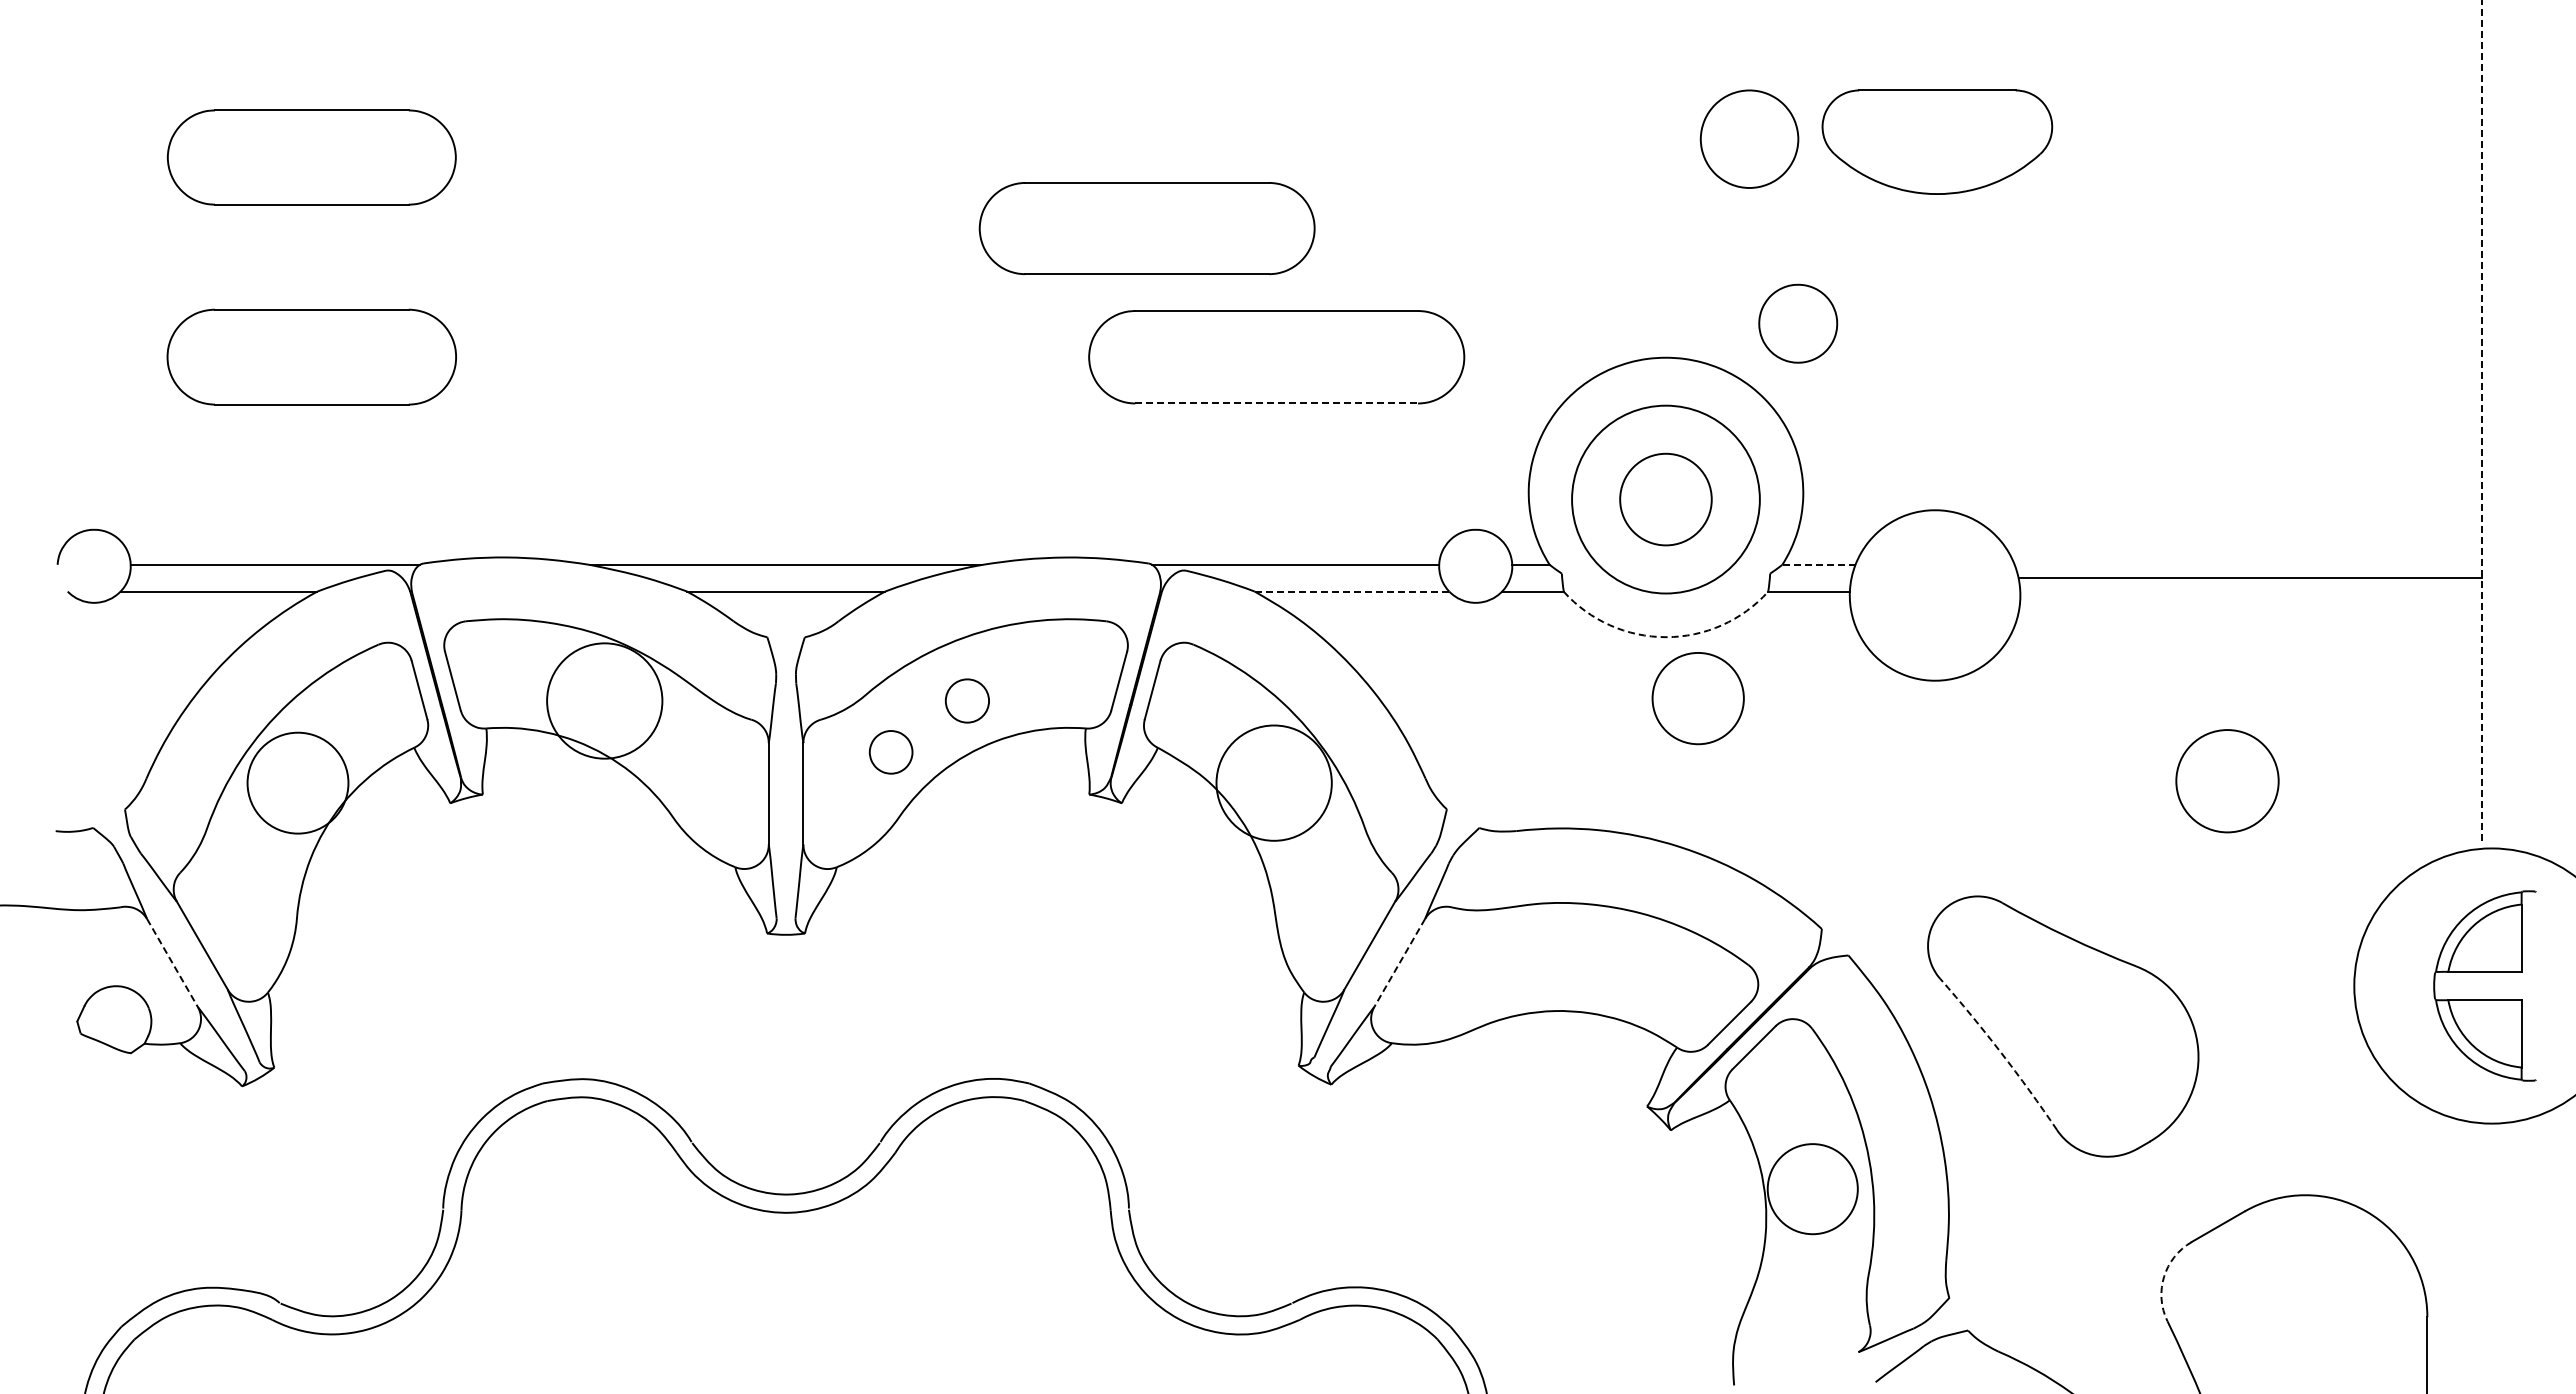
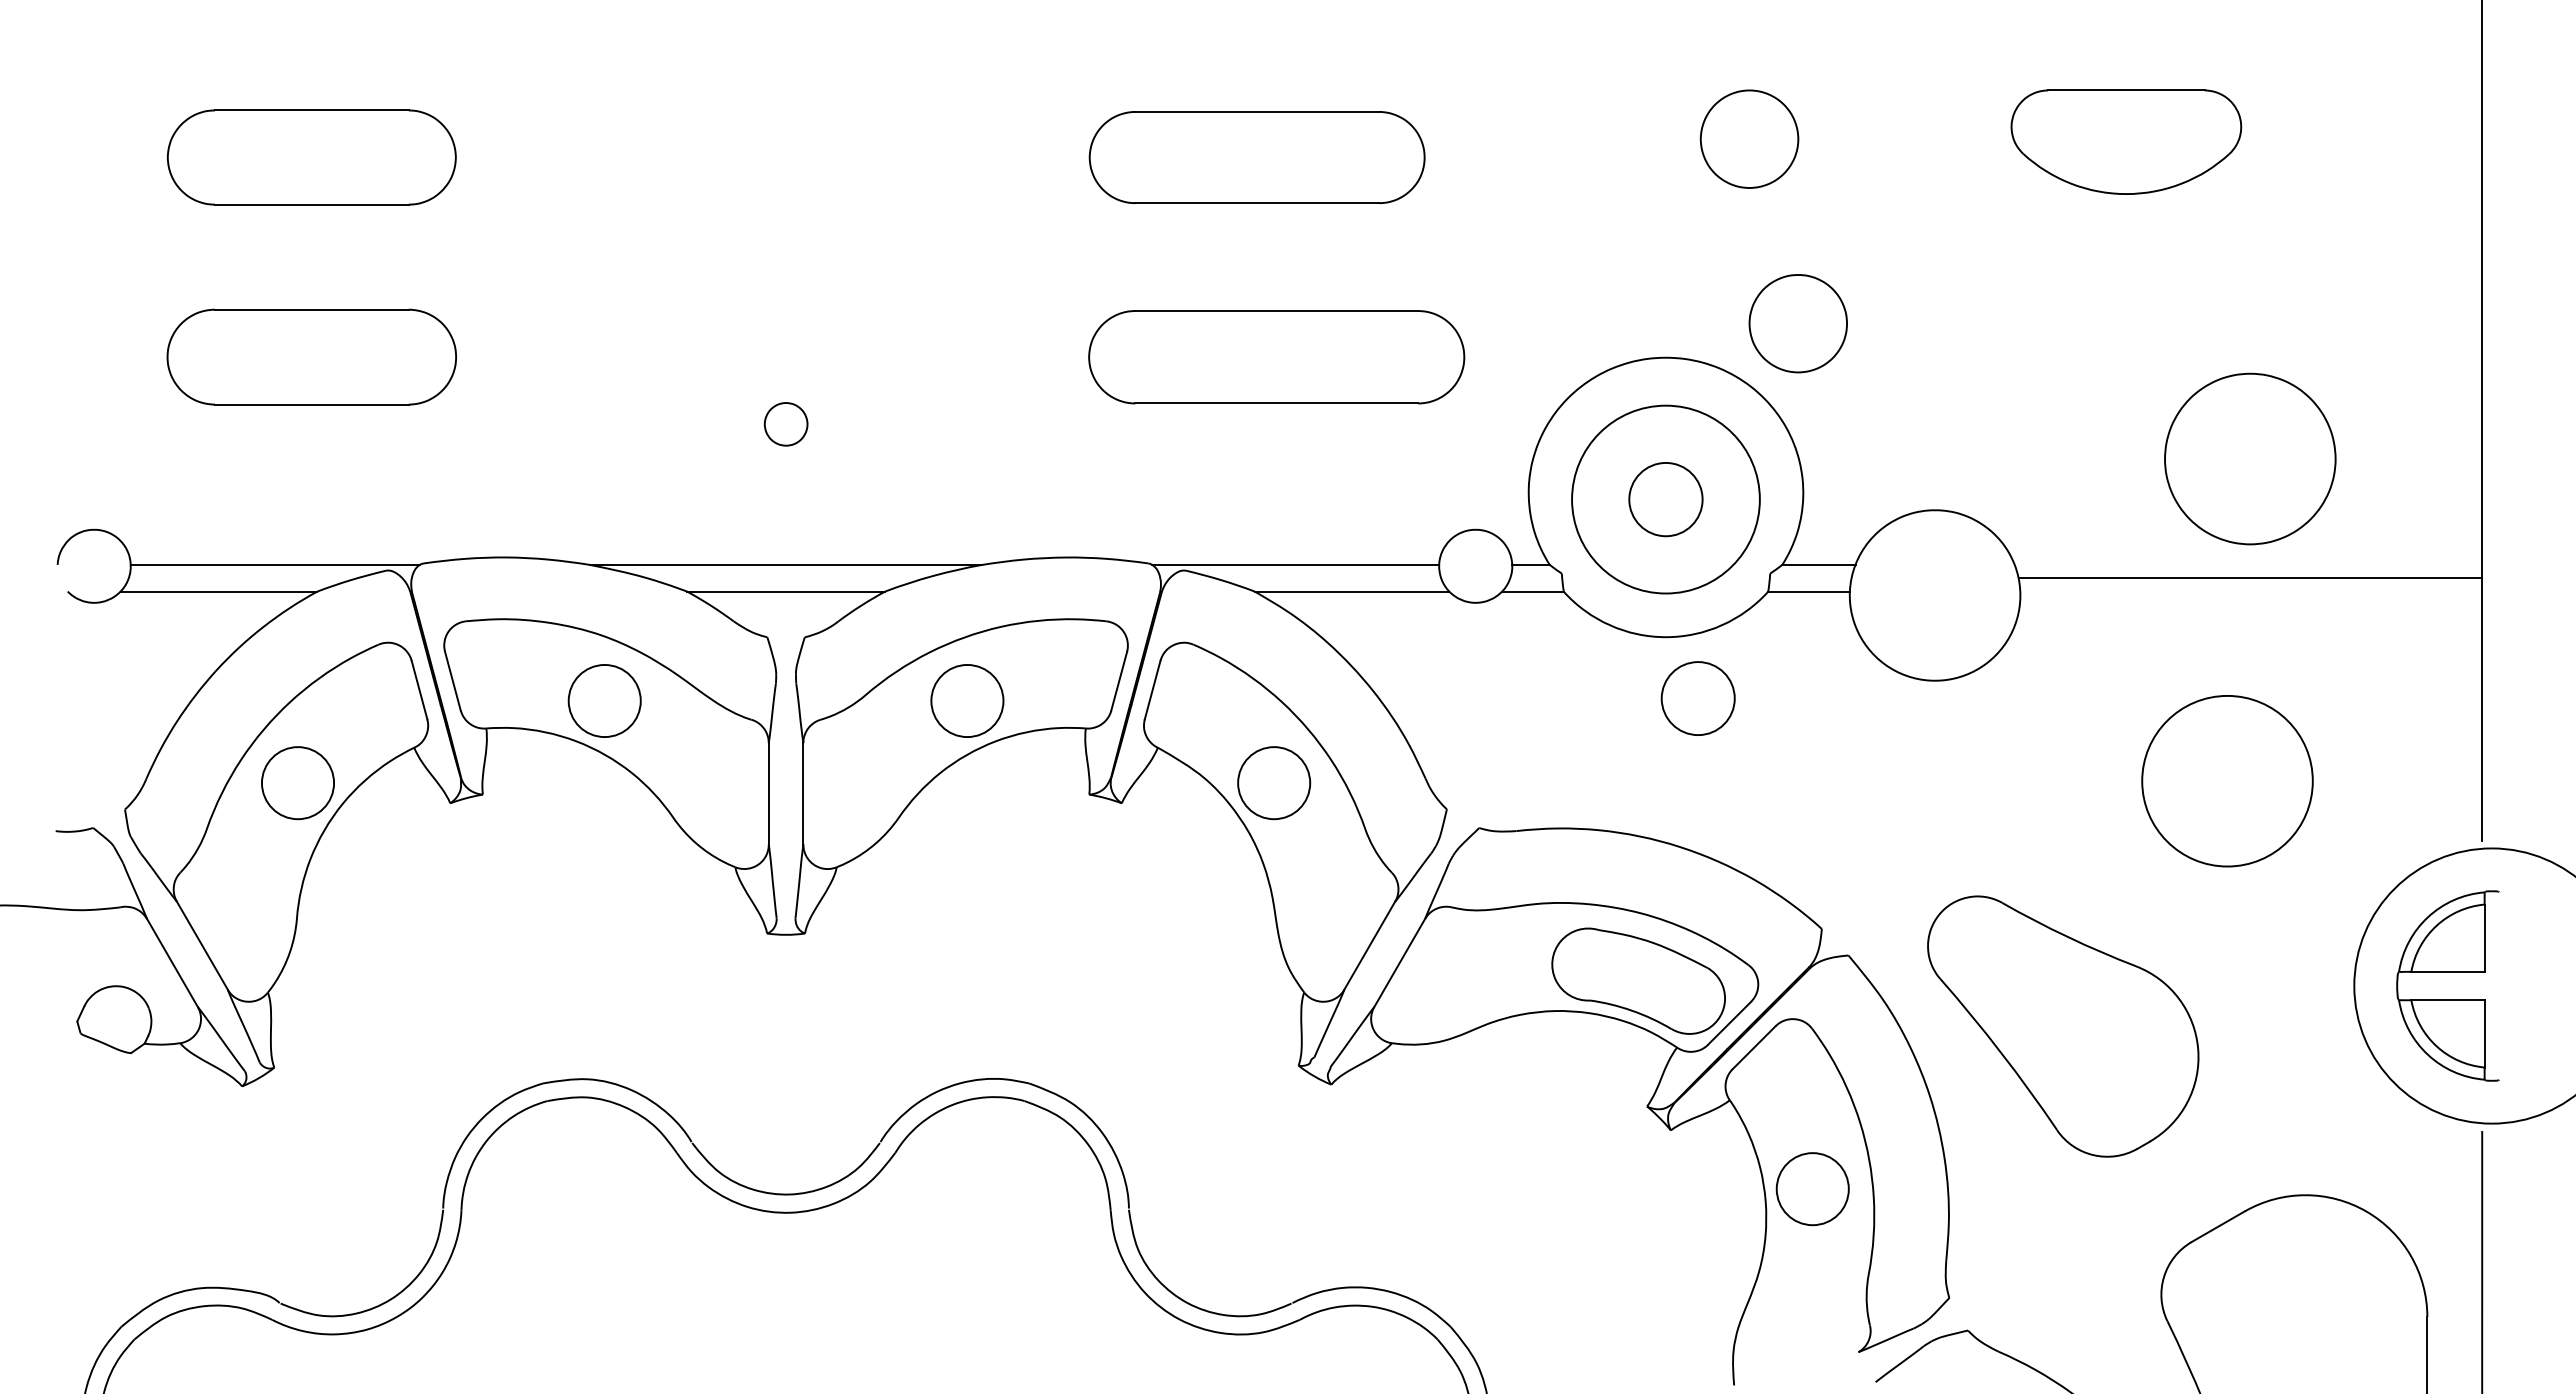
part position: (1937, 141) -> (2126, 141) (2126, 141)
part position: (1146, 228) -> (1256, 157) (1256, 157)
part size: 81x81 px -> 100x100 px (1797, 323)
line: dashed -> solid (1277, 403)
line: dashed -> solid (2482, 420)
part: none -> present (2250, 458)
circle diameter: 92 px -> 73 px (1665, 499)
line: dashed -> solid (1818, 564)
line: dashed -> solid (1352, 591)
arc: dashed -> solid (1665, 637)
circle diameter: 91 px -> 73 px (1697, 698)
circle diameter: 115 px -> 72 px (604, 700)
circle diameter: 43 px -> 72 px (967, 700)
part position: (890, 752) -> (785, 424) (785, 424)
circle diameter: 102 px -> 171 px (2227, 780)
circle diameter: 101 px -> 72 px (297, 783)
circle diameter: 115 px -> 72 px (1274, 783)
line: dashed -> solid (172, 962)
line: dashed -> solid (1399, 962)
part position: (2484, 972) -> (2447, 972) (2447, 972)
part: none -> present (1638, 980)
arc: dashed -> solid (2001, 1052)
circle diameter: 90 px -> 72 px (1812, 1189)
line: none -> present (2482, 1261)
arc: dashed -> solid (2164, 1276)
